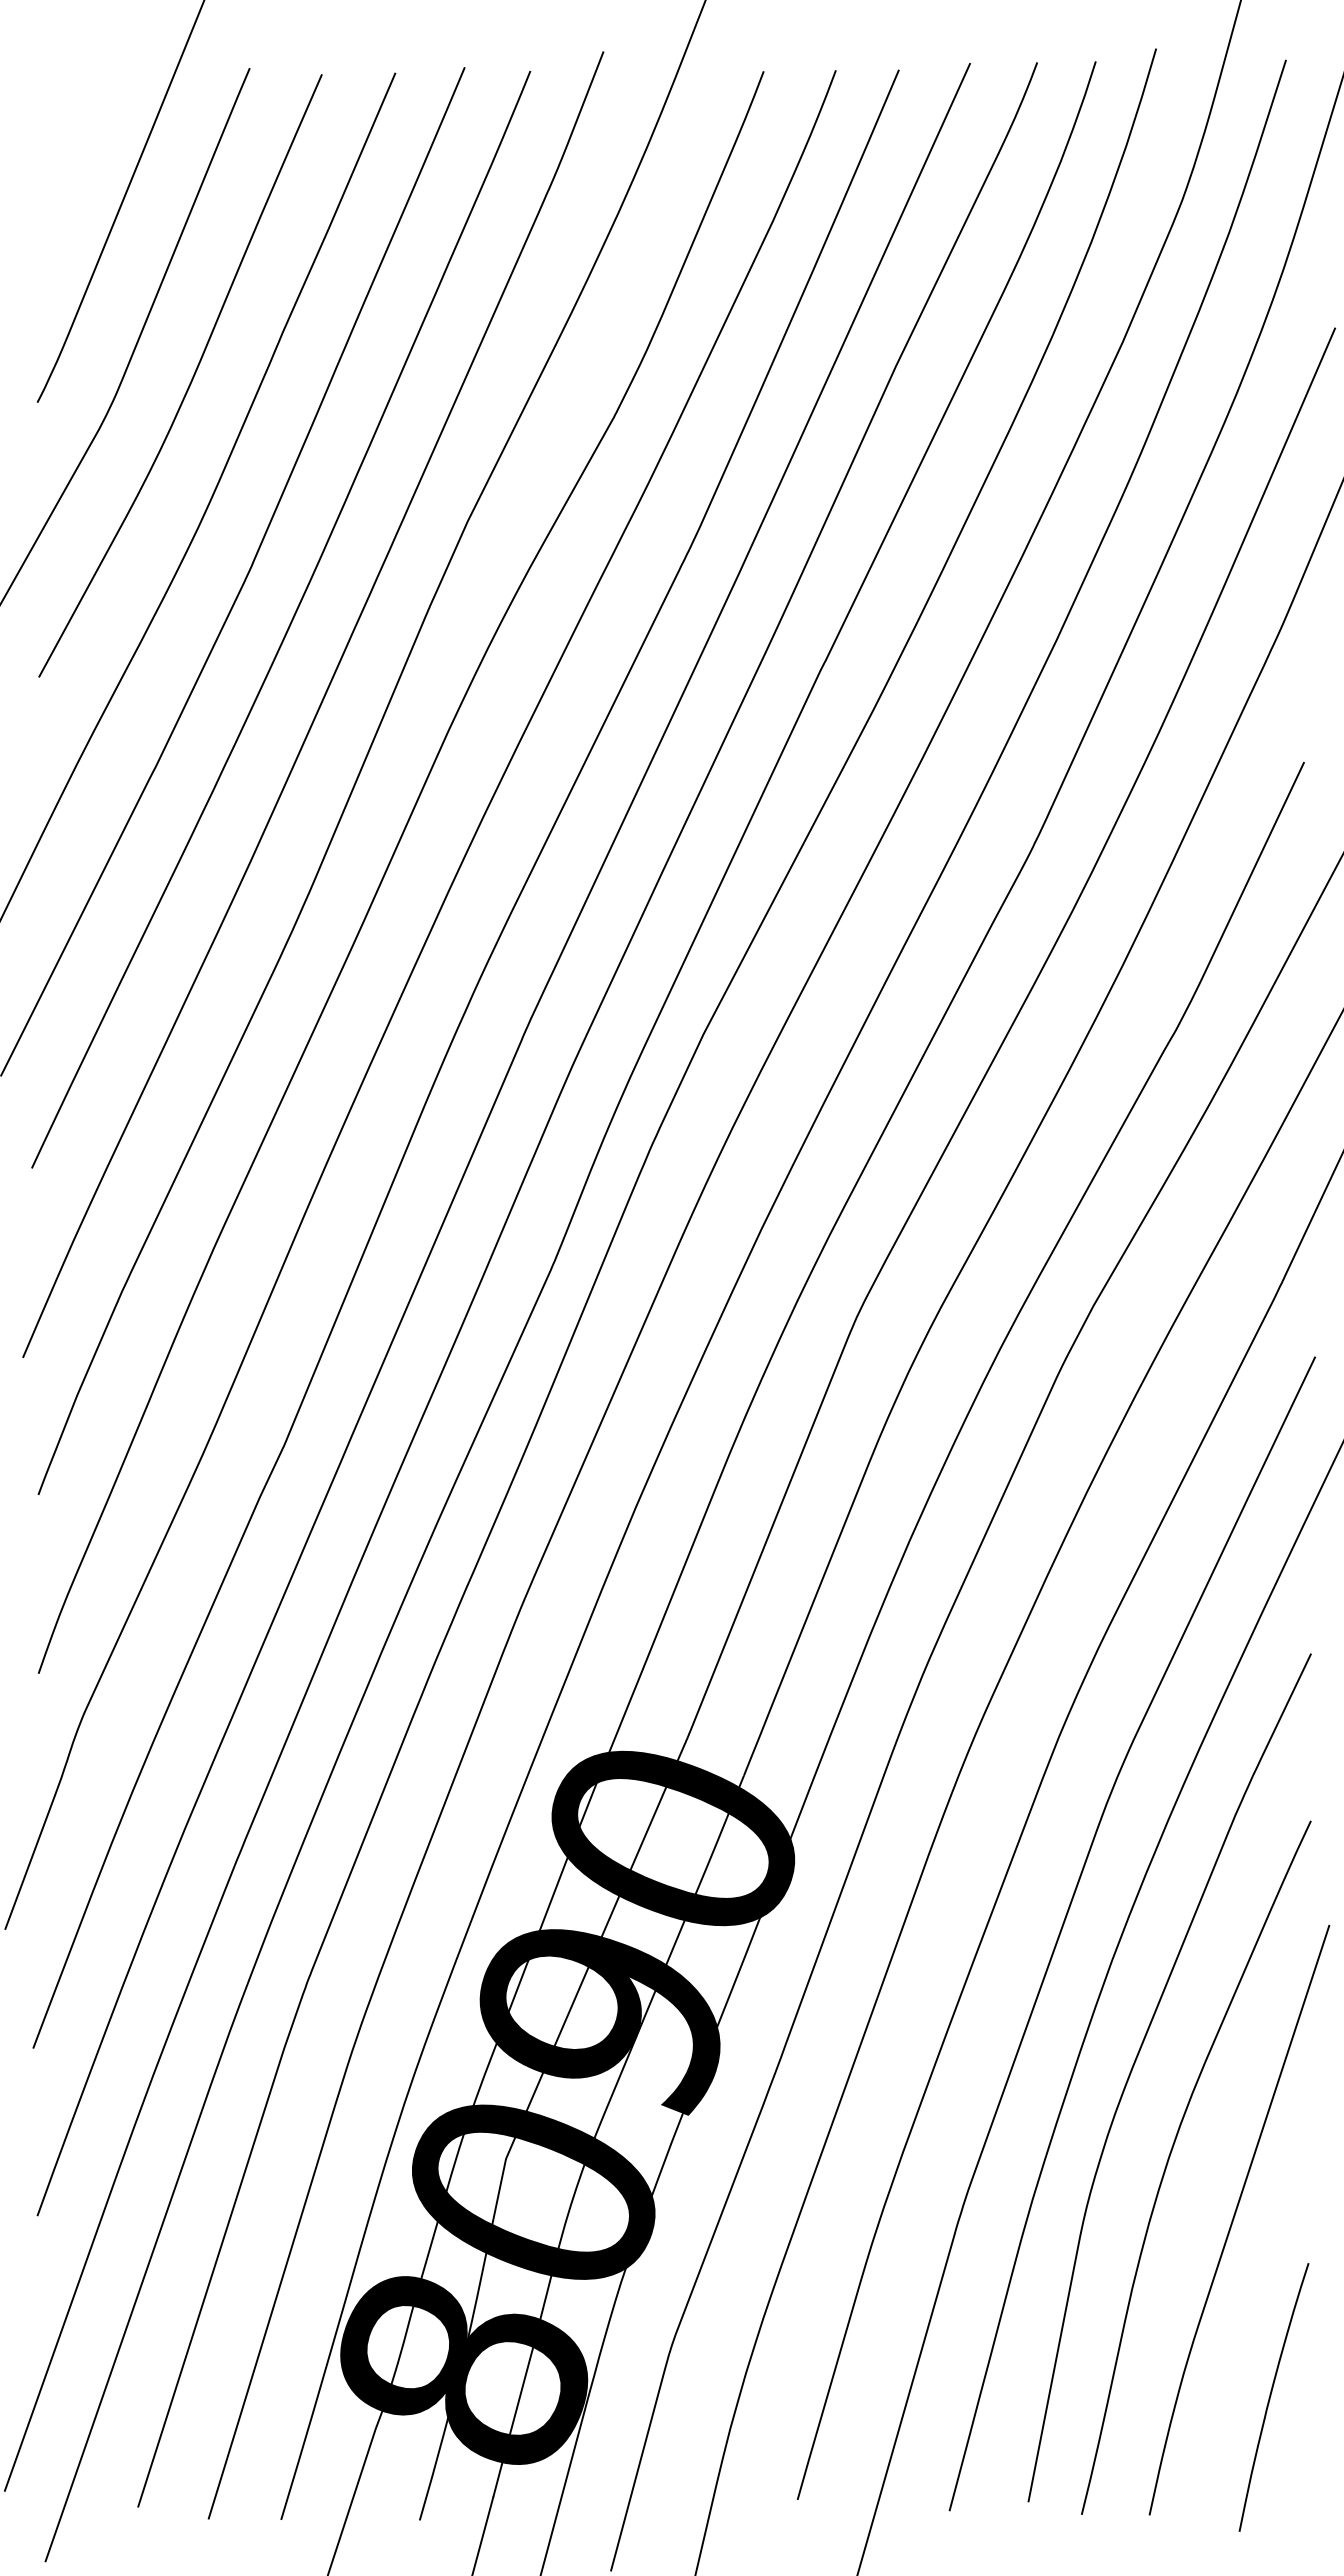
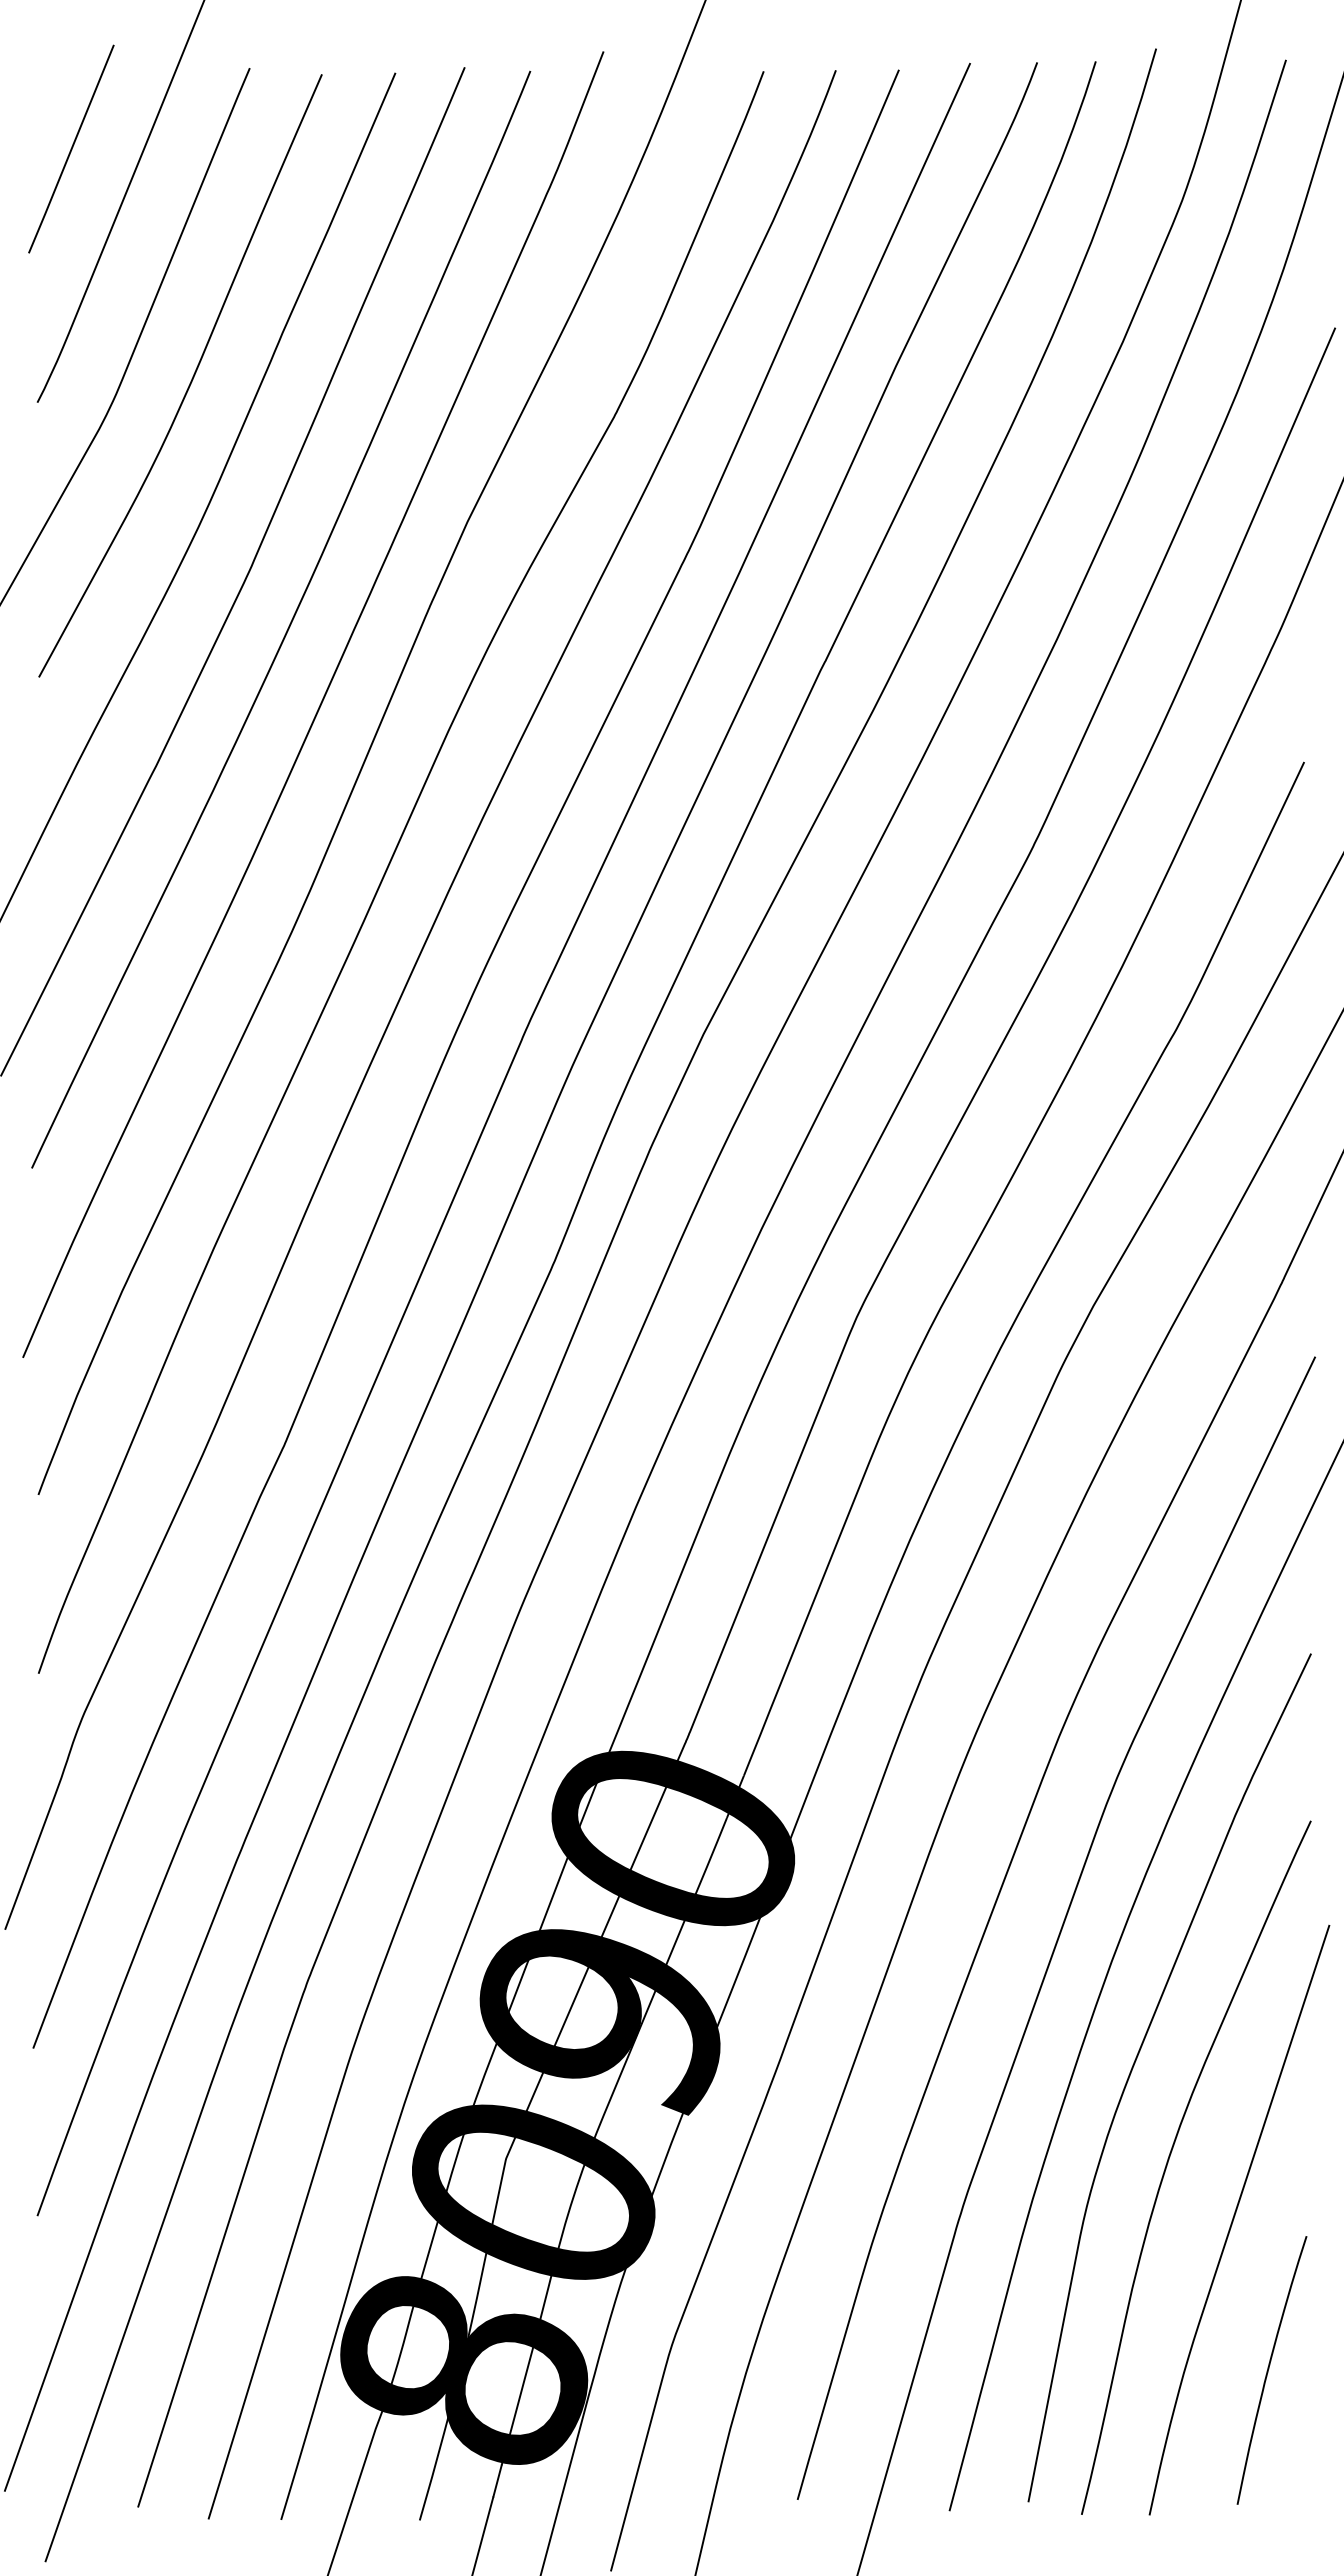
line: none -> present (71, 148)
curve position: (1271, 2396) -> (1269, 2369) (1269, 2369)
